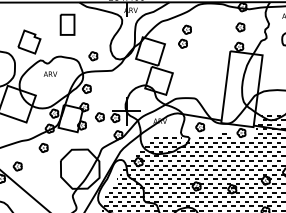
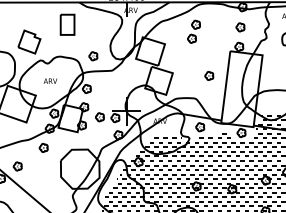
part position: (184, 36) -> (193, 31) (193, 31)
text position: (50, 73) -> (50, 80) (50, 80)
part: none -> present (209, 75)
